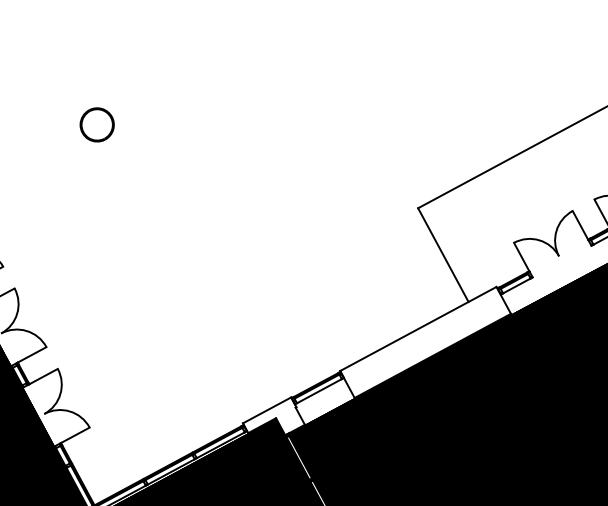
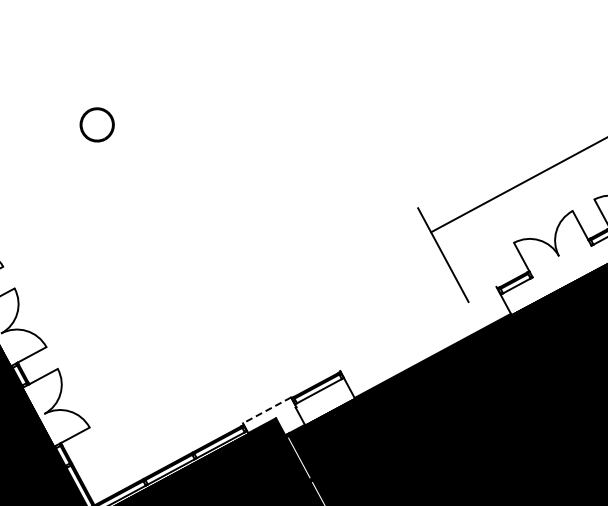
line position: (511, 158) -> (517, 185) (517, 185)
line: present -> none (418, 328)
line: solid -> dashed (266, 410)
